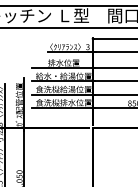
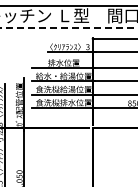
line: solid -> dashed (69, 28)
